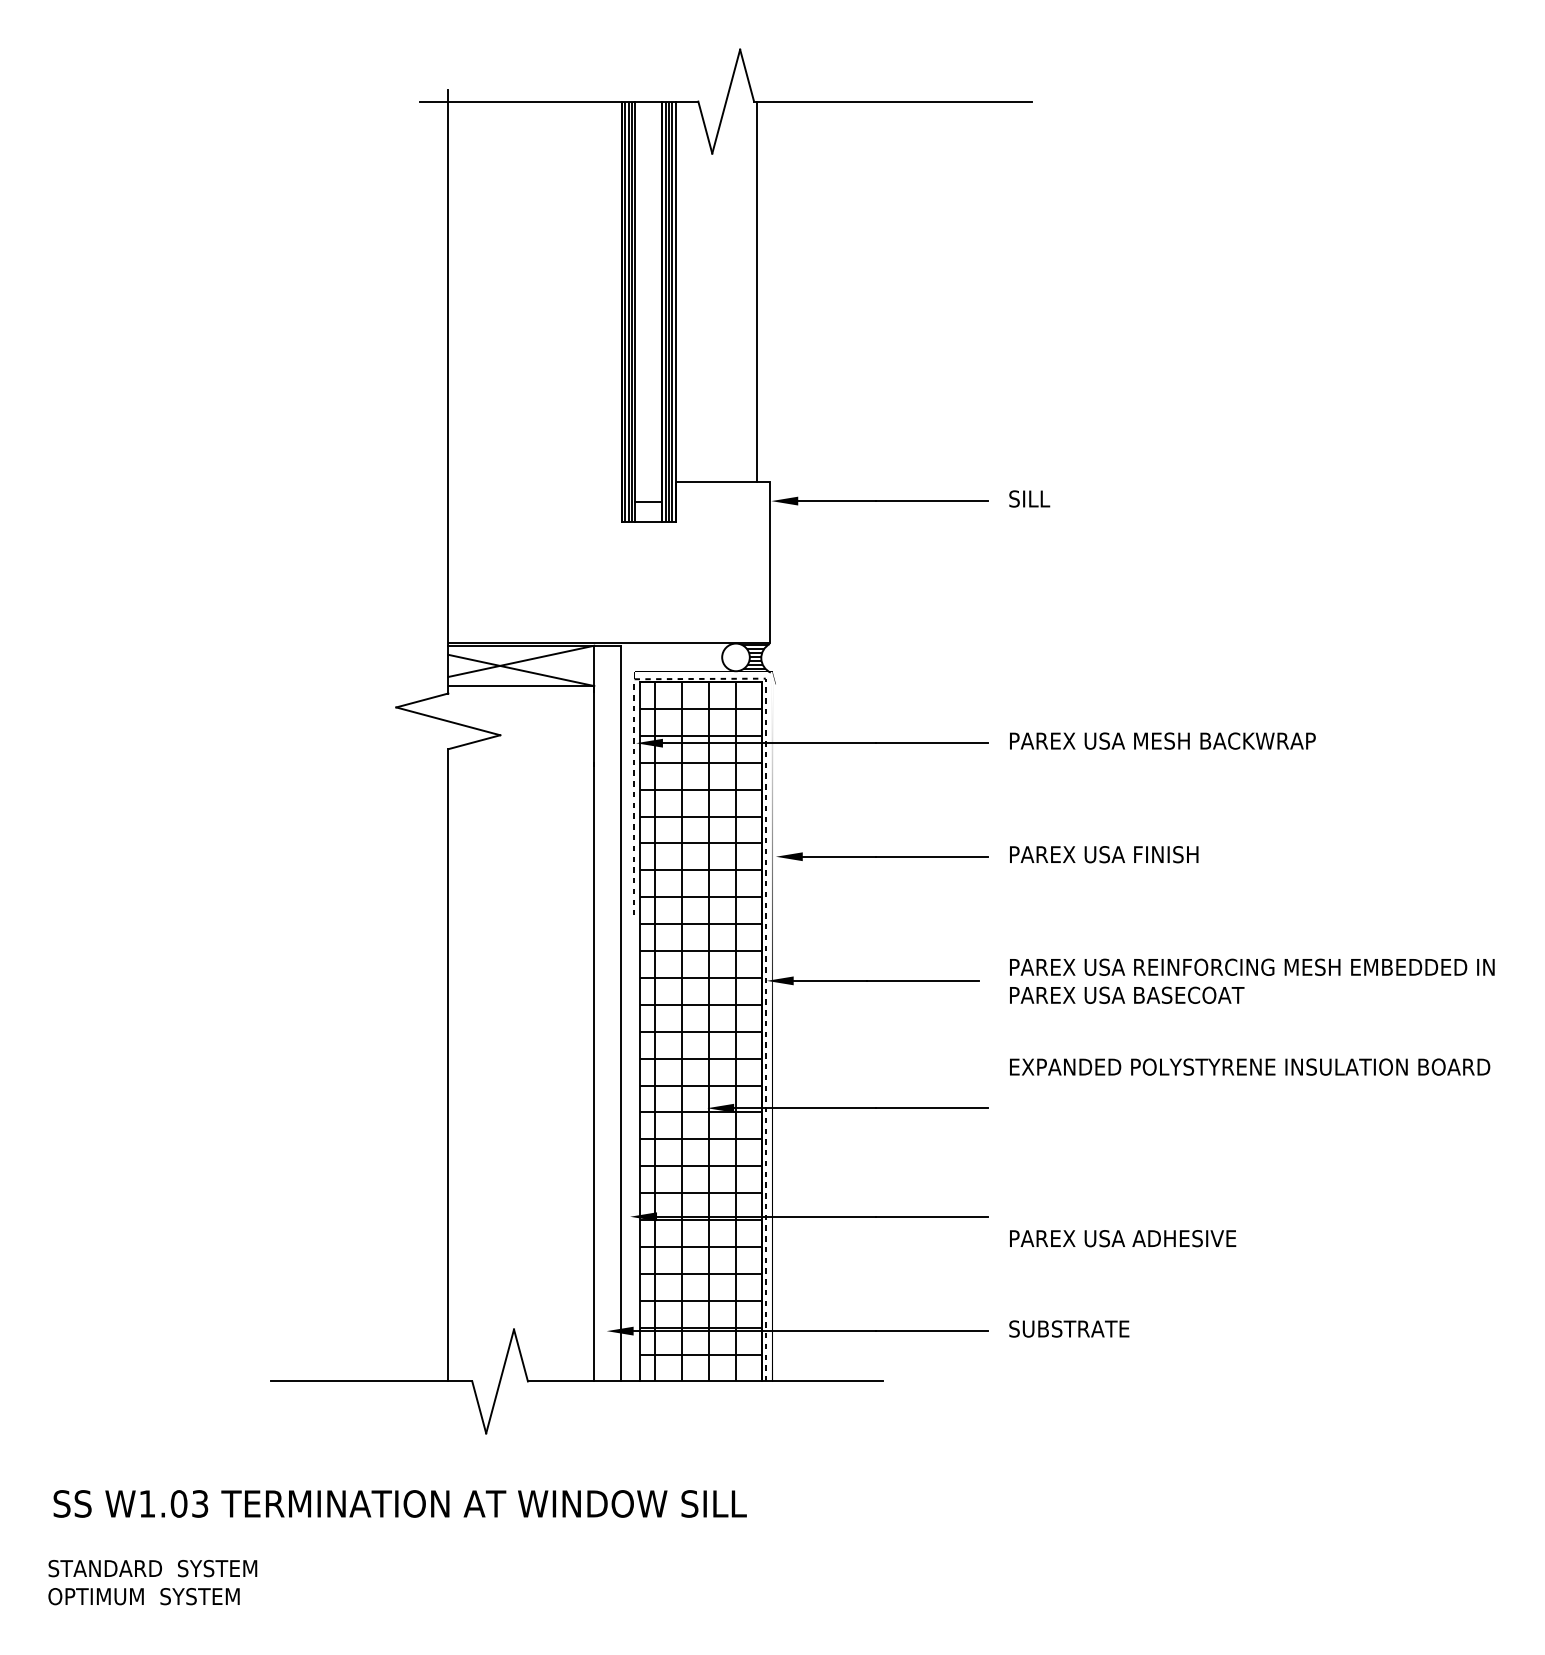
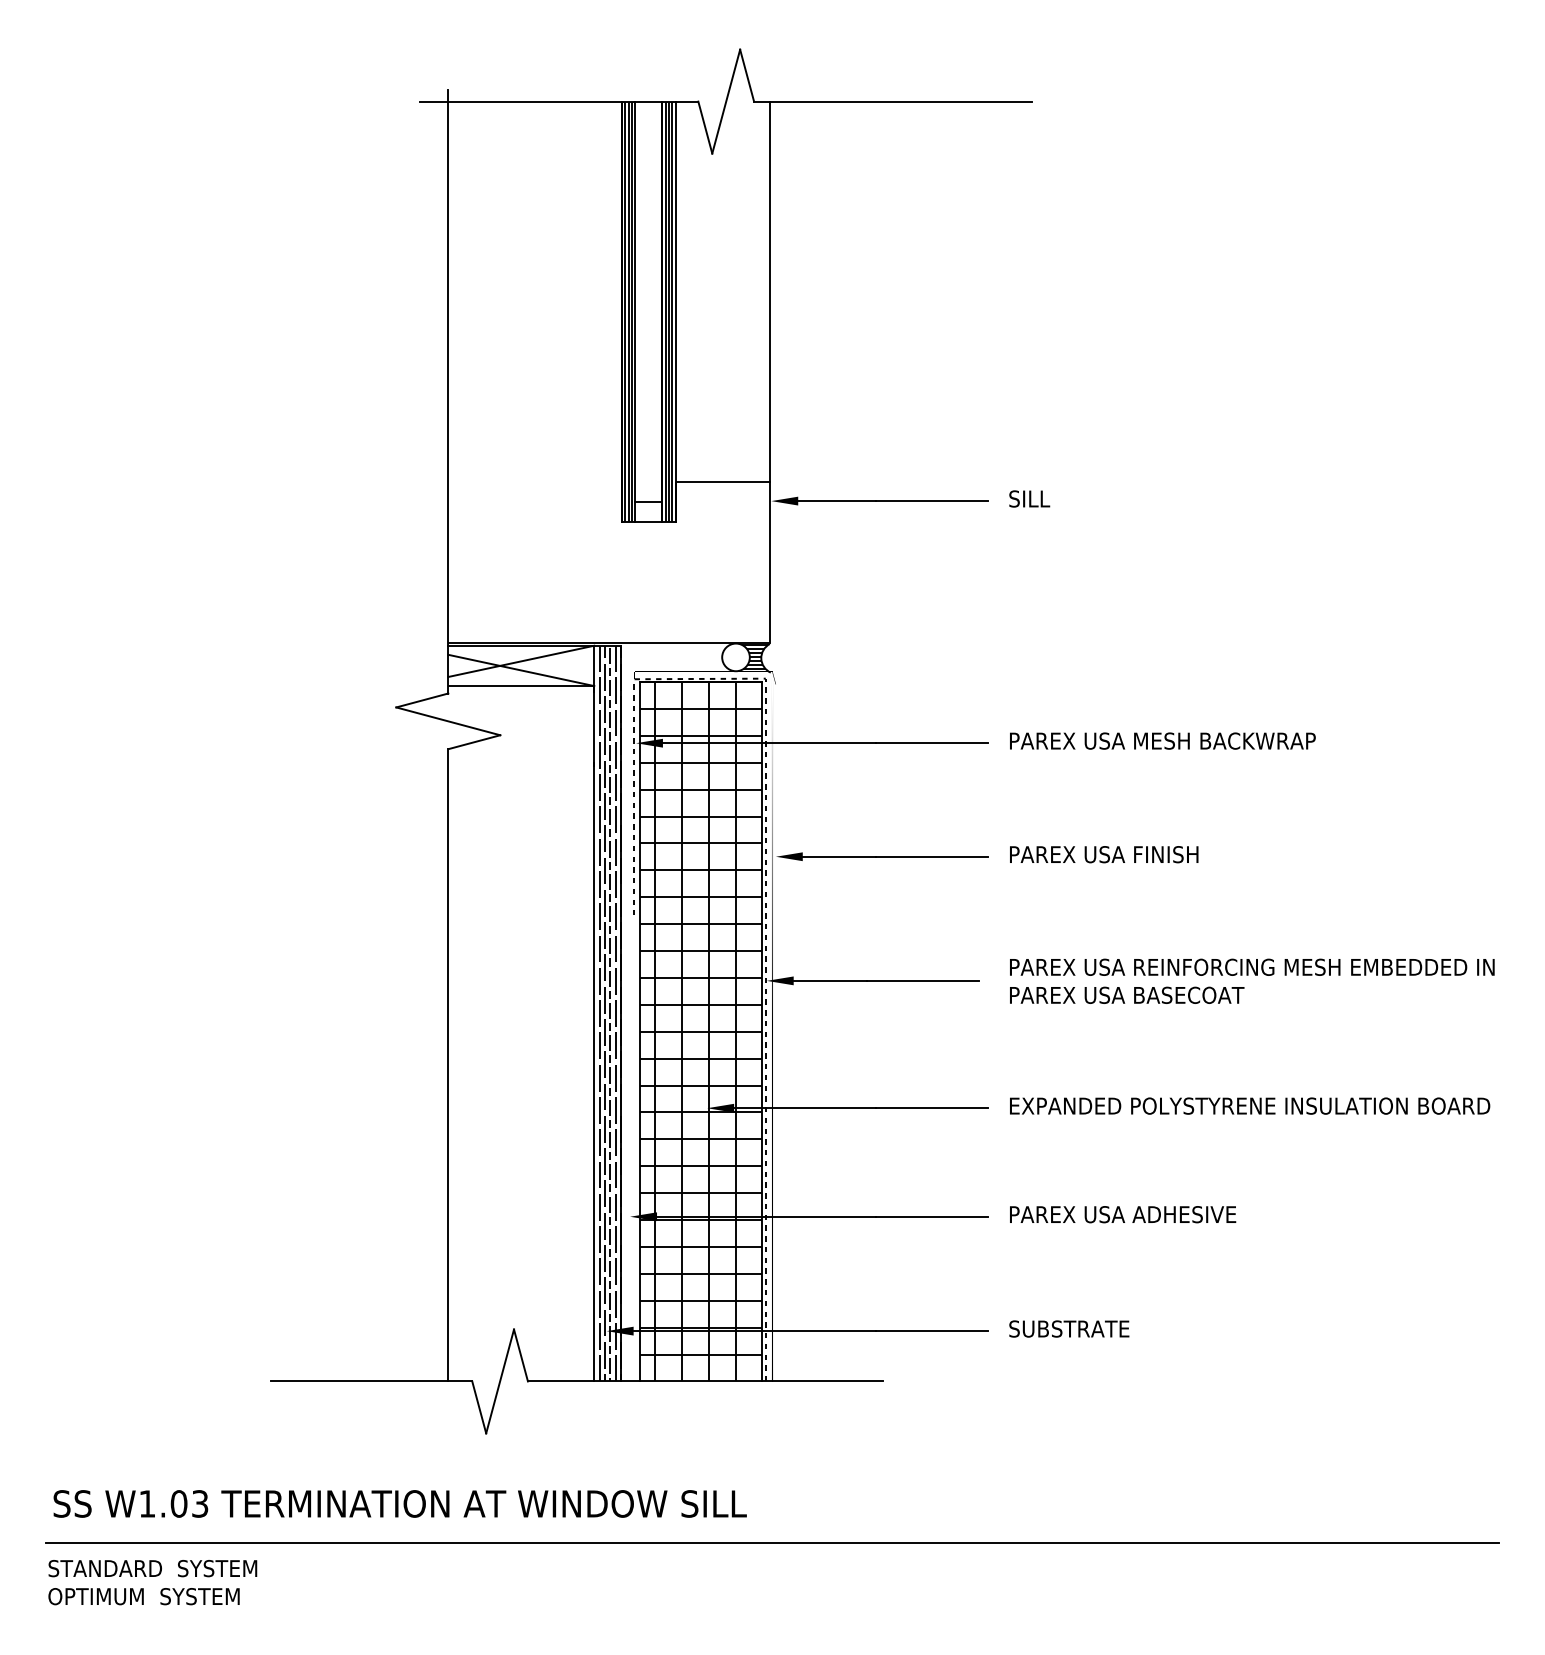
line position: (756, 291) -> (769, 291) (769, 291)
hatch: none -> present (610, 1013)
text position: (1250, 1066) -> (1250, 1105) (1250, 1105)
text position: (1123, 1238) -> (1123, 1214) (1123, 1214)
line: none -> present (772, 1542)
